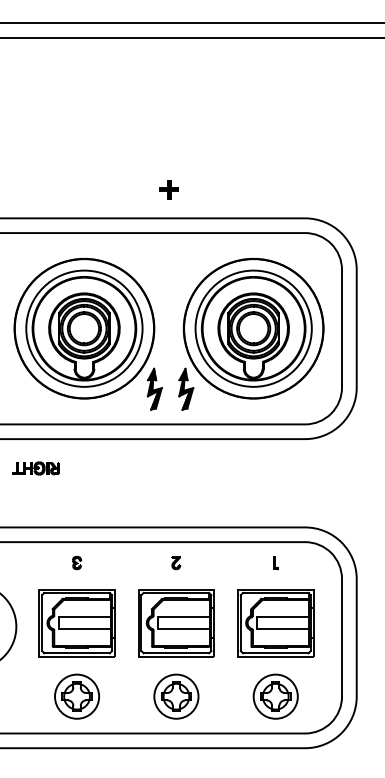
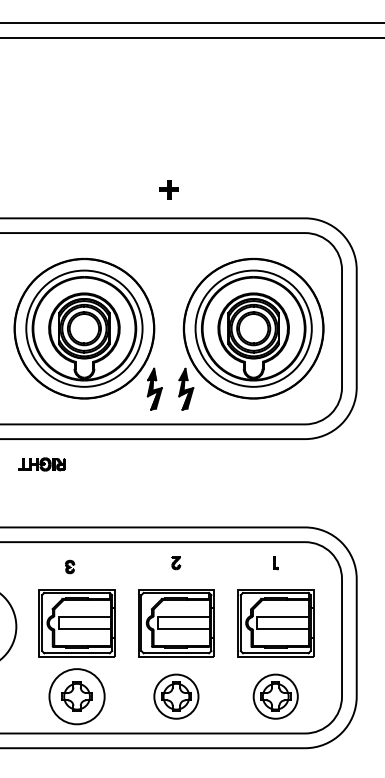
part position: (35, 468) -> (41, 464) (41, 464)
part position: (77, 562) -> (70, 566) (70, 566)
circle diameter: 44 px -> 55 px (76, 696)
